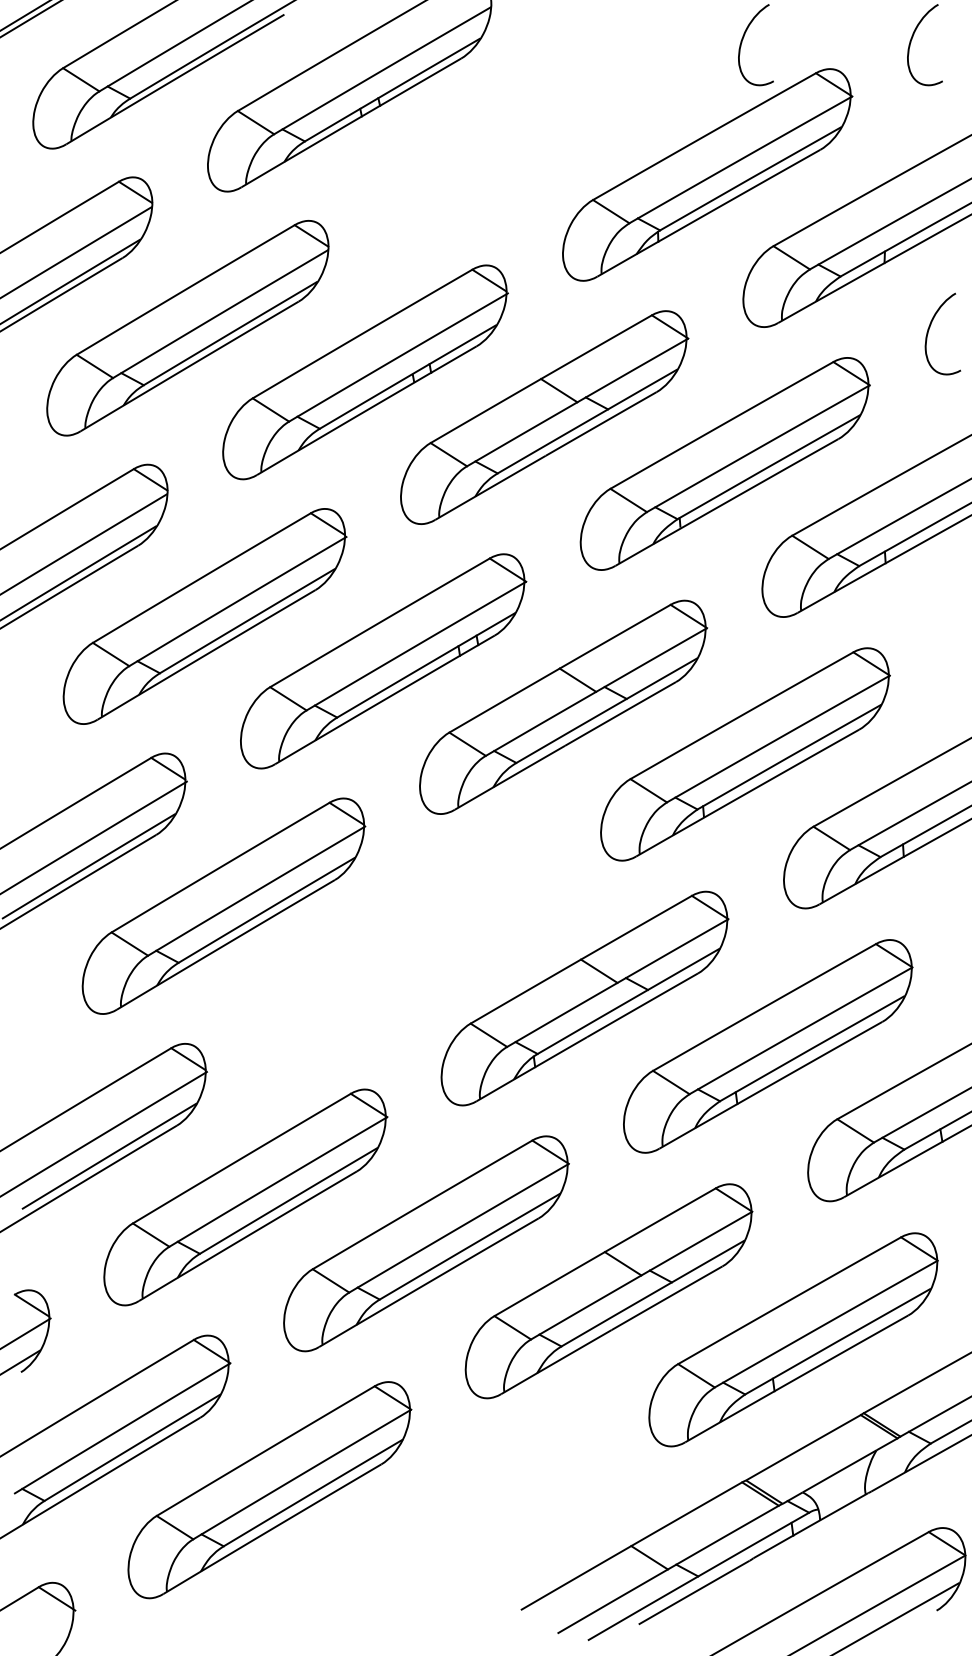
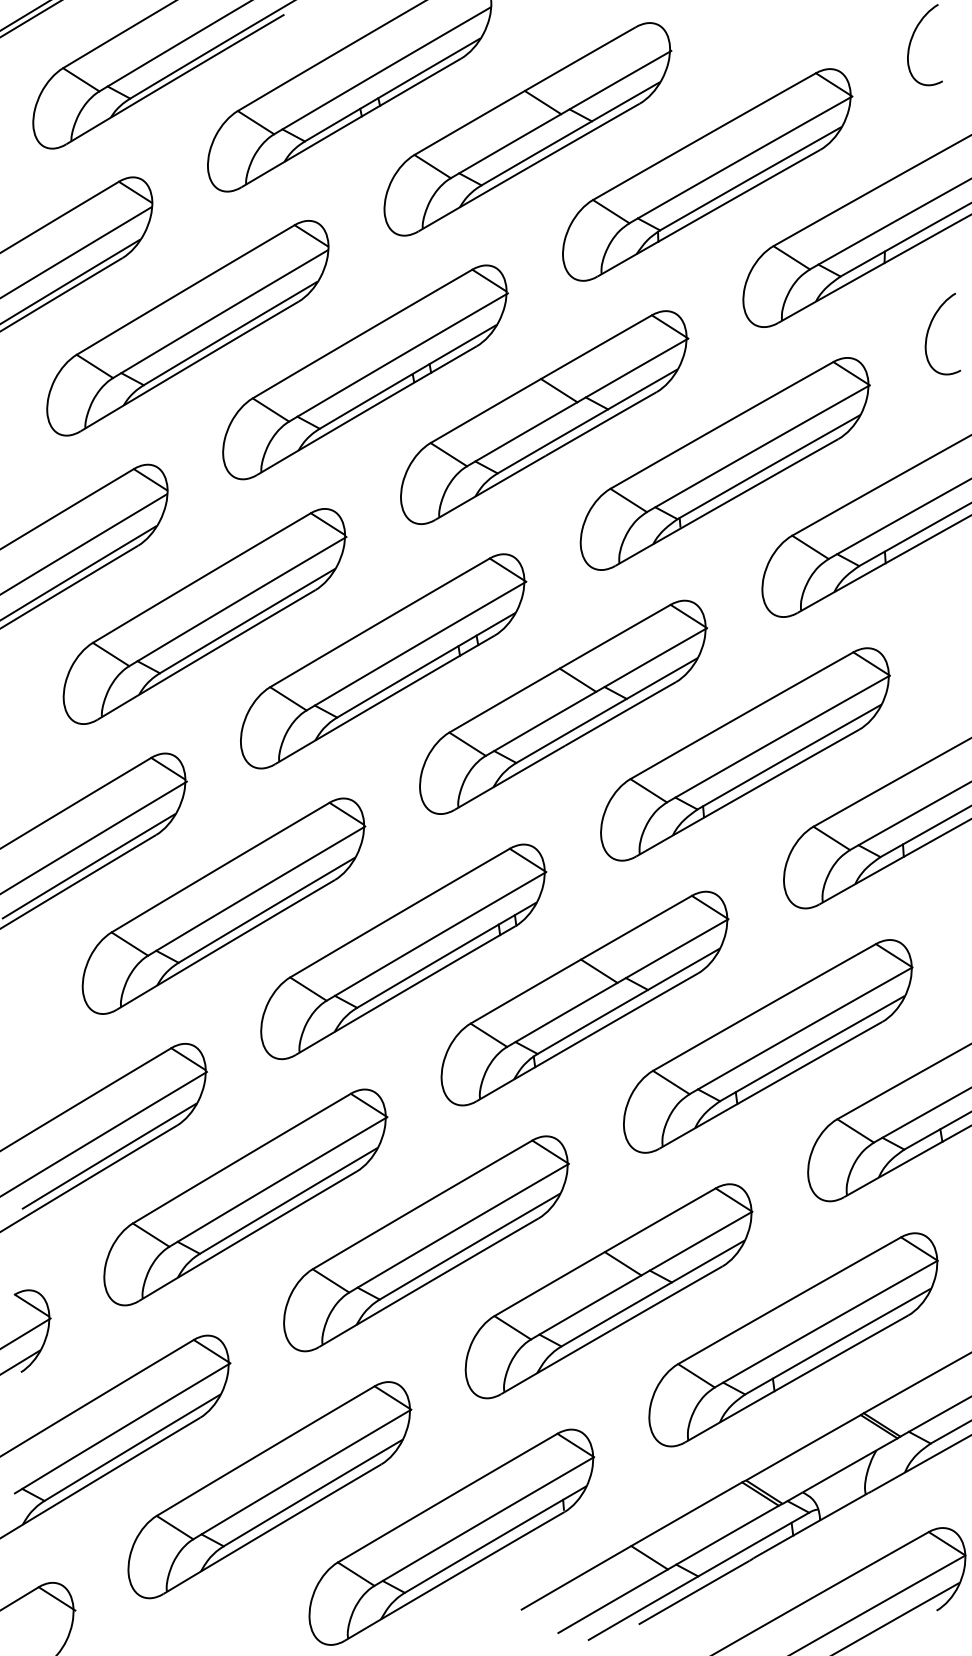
curve: present -> none (742, 42)
part: none -> present (527, 129)
part: none -> present (403, 951)
part: none -> present (451, 1536)
